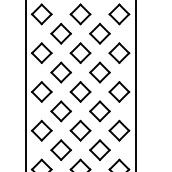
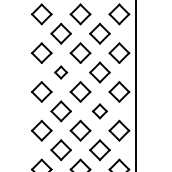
part size: 22x23 px -> 15x15 px (61, 72)
line: present -> none (25, 85)
part size: 22x23 px -> 16x17 px (99, 111)
